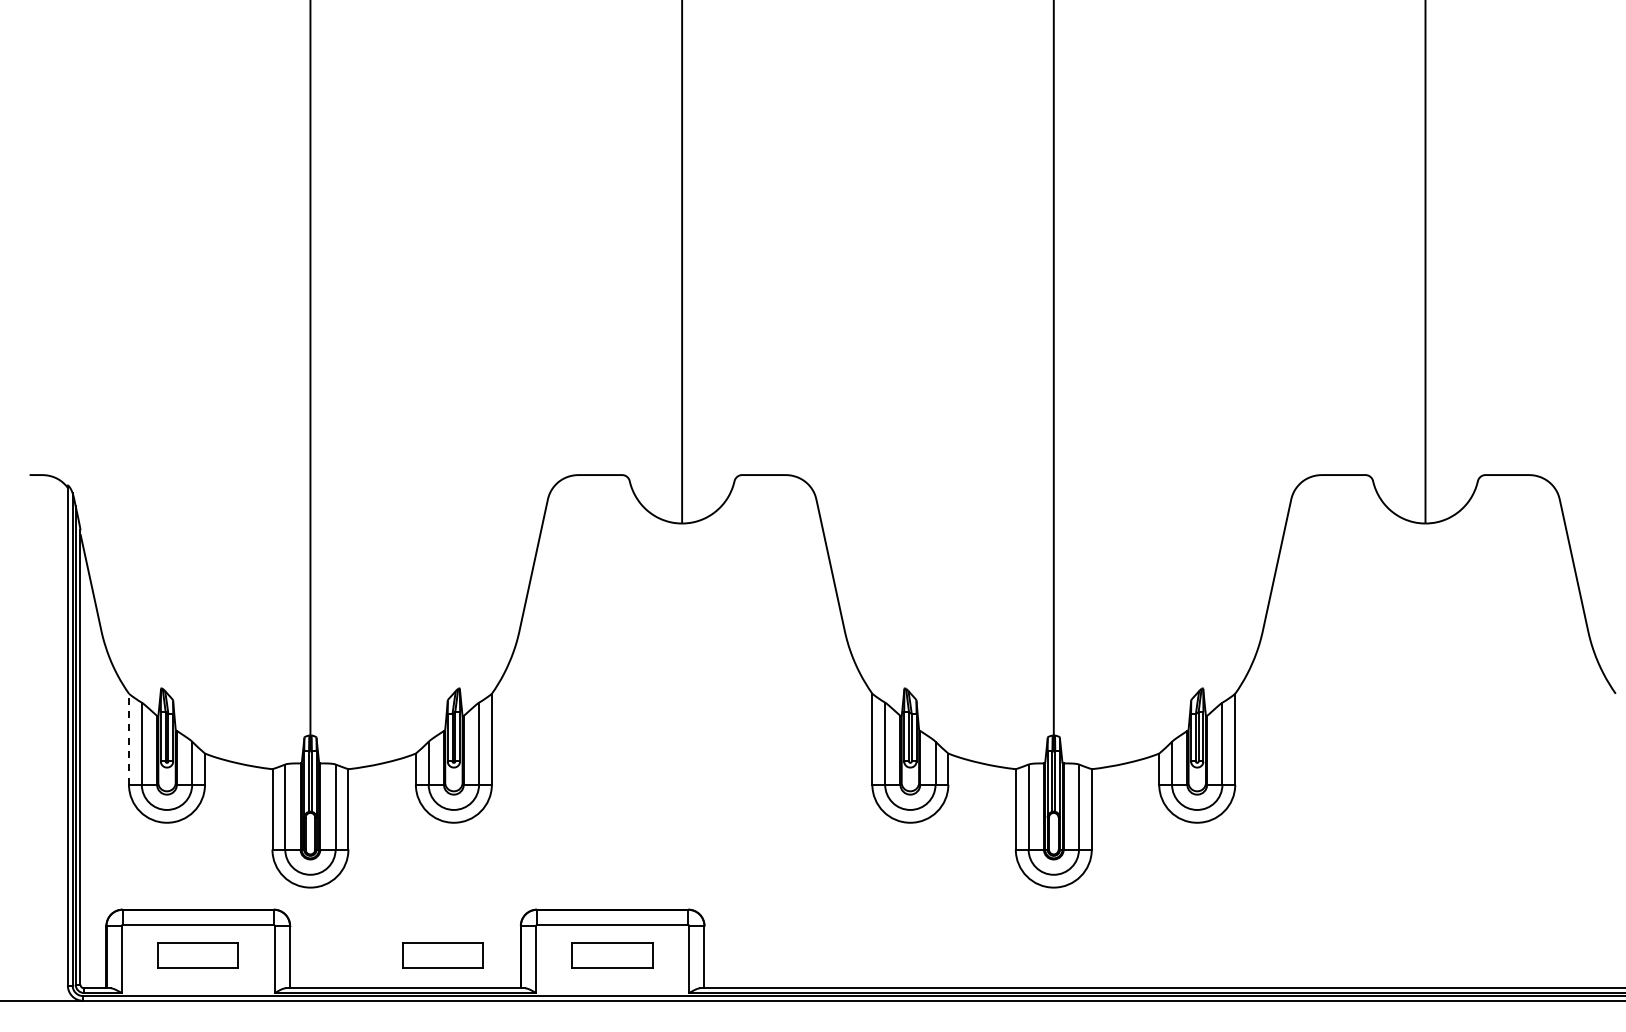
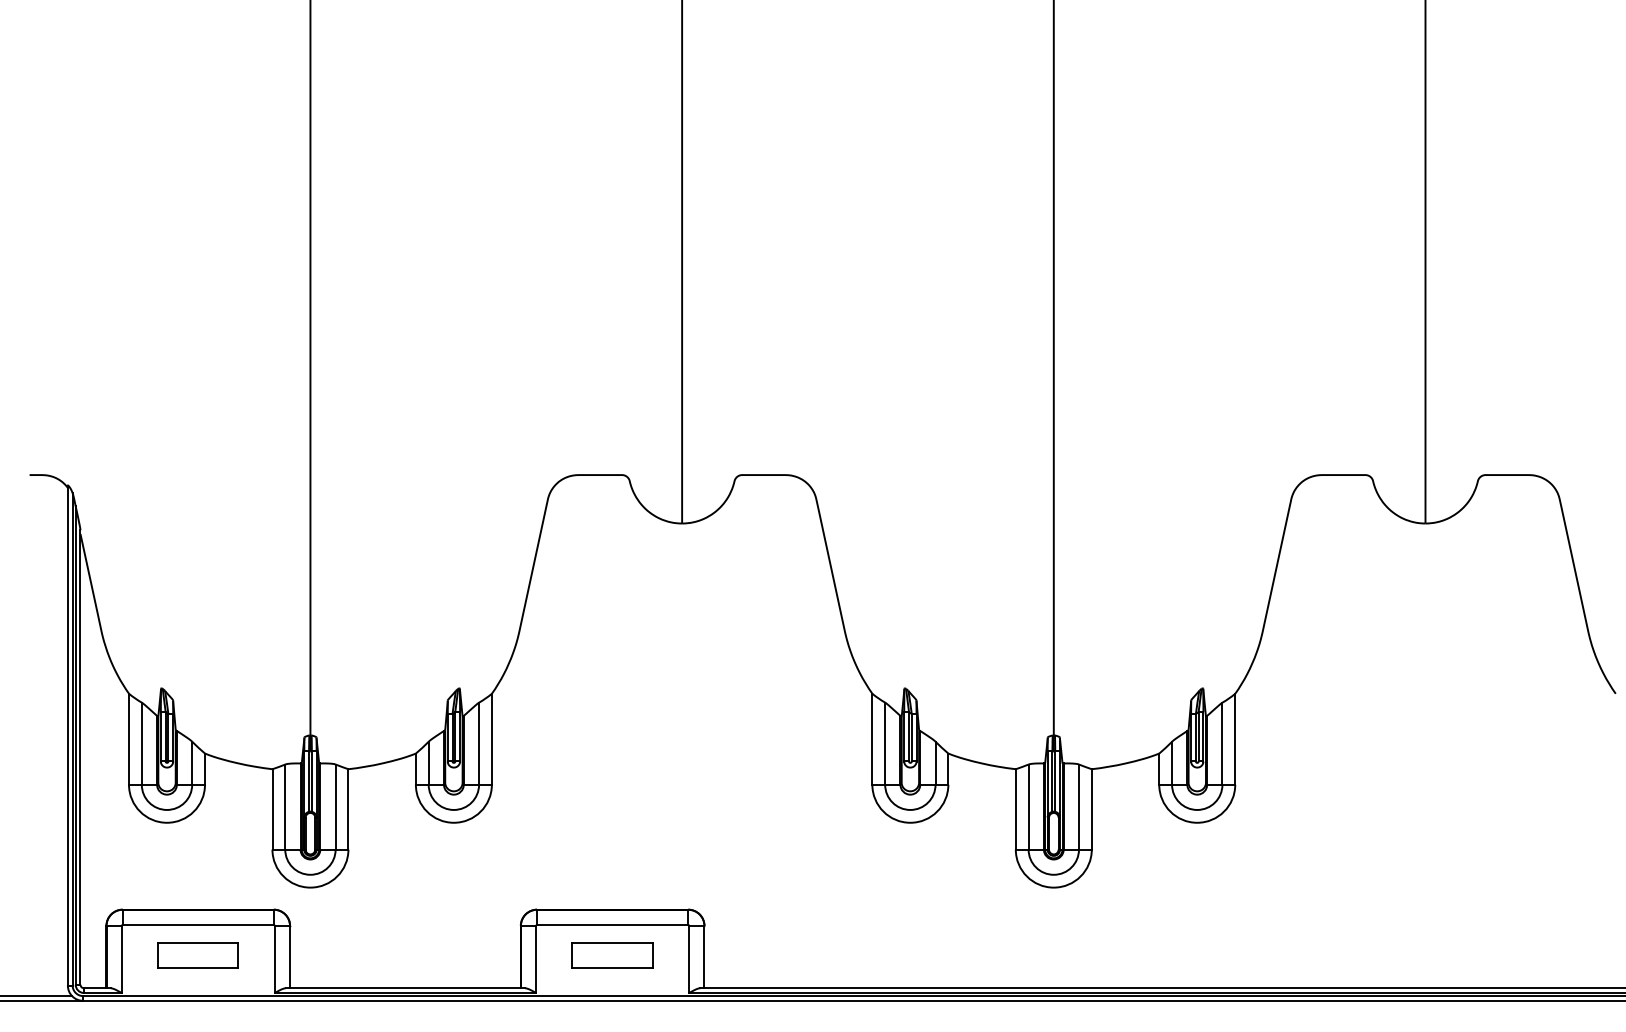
line: dashed -> solid (129, 738)
part: present -> none (442, 955)
line: none -> present (37, 996)
